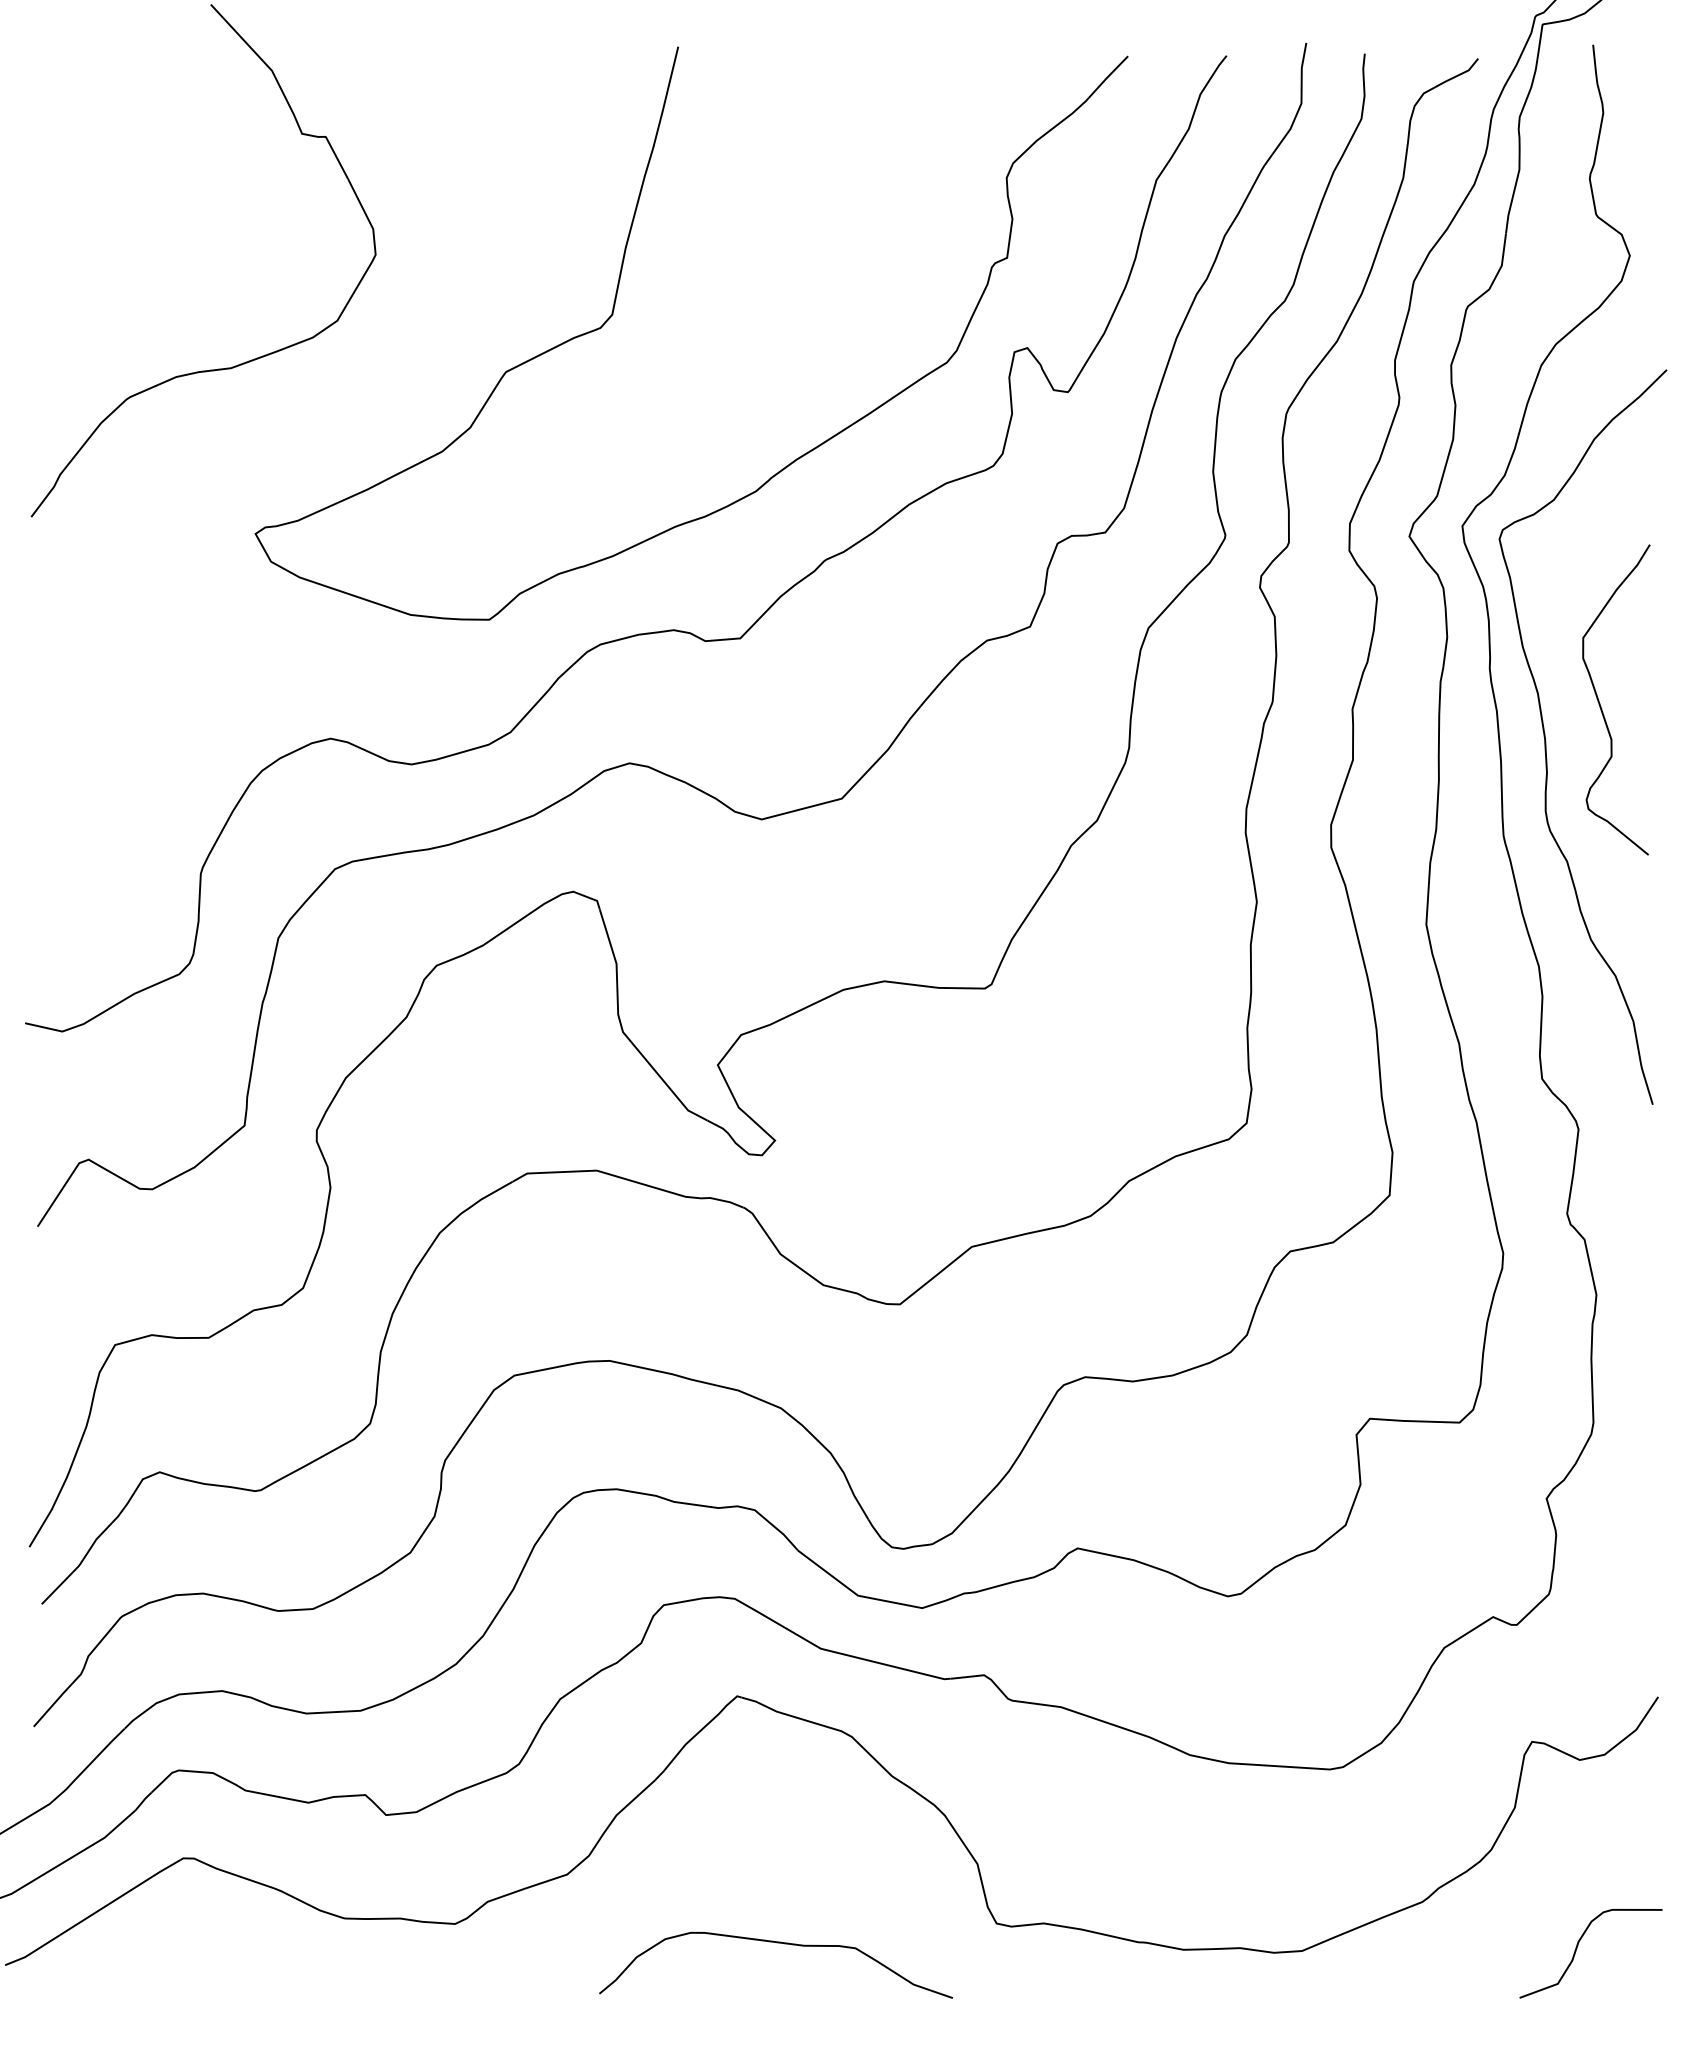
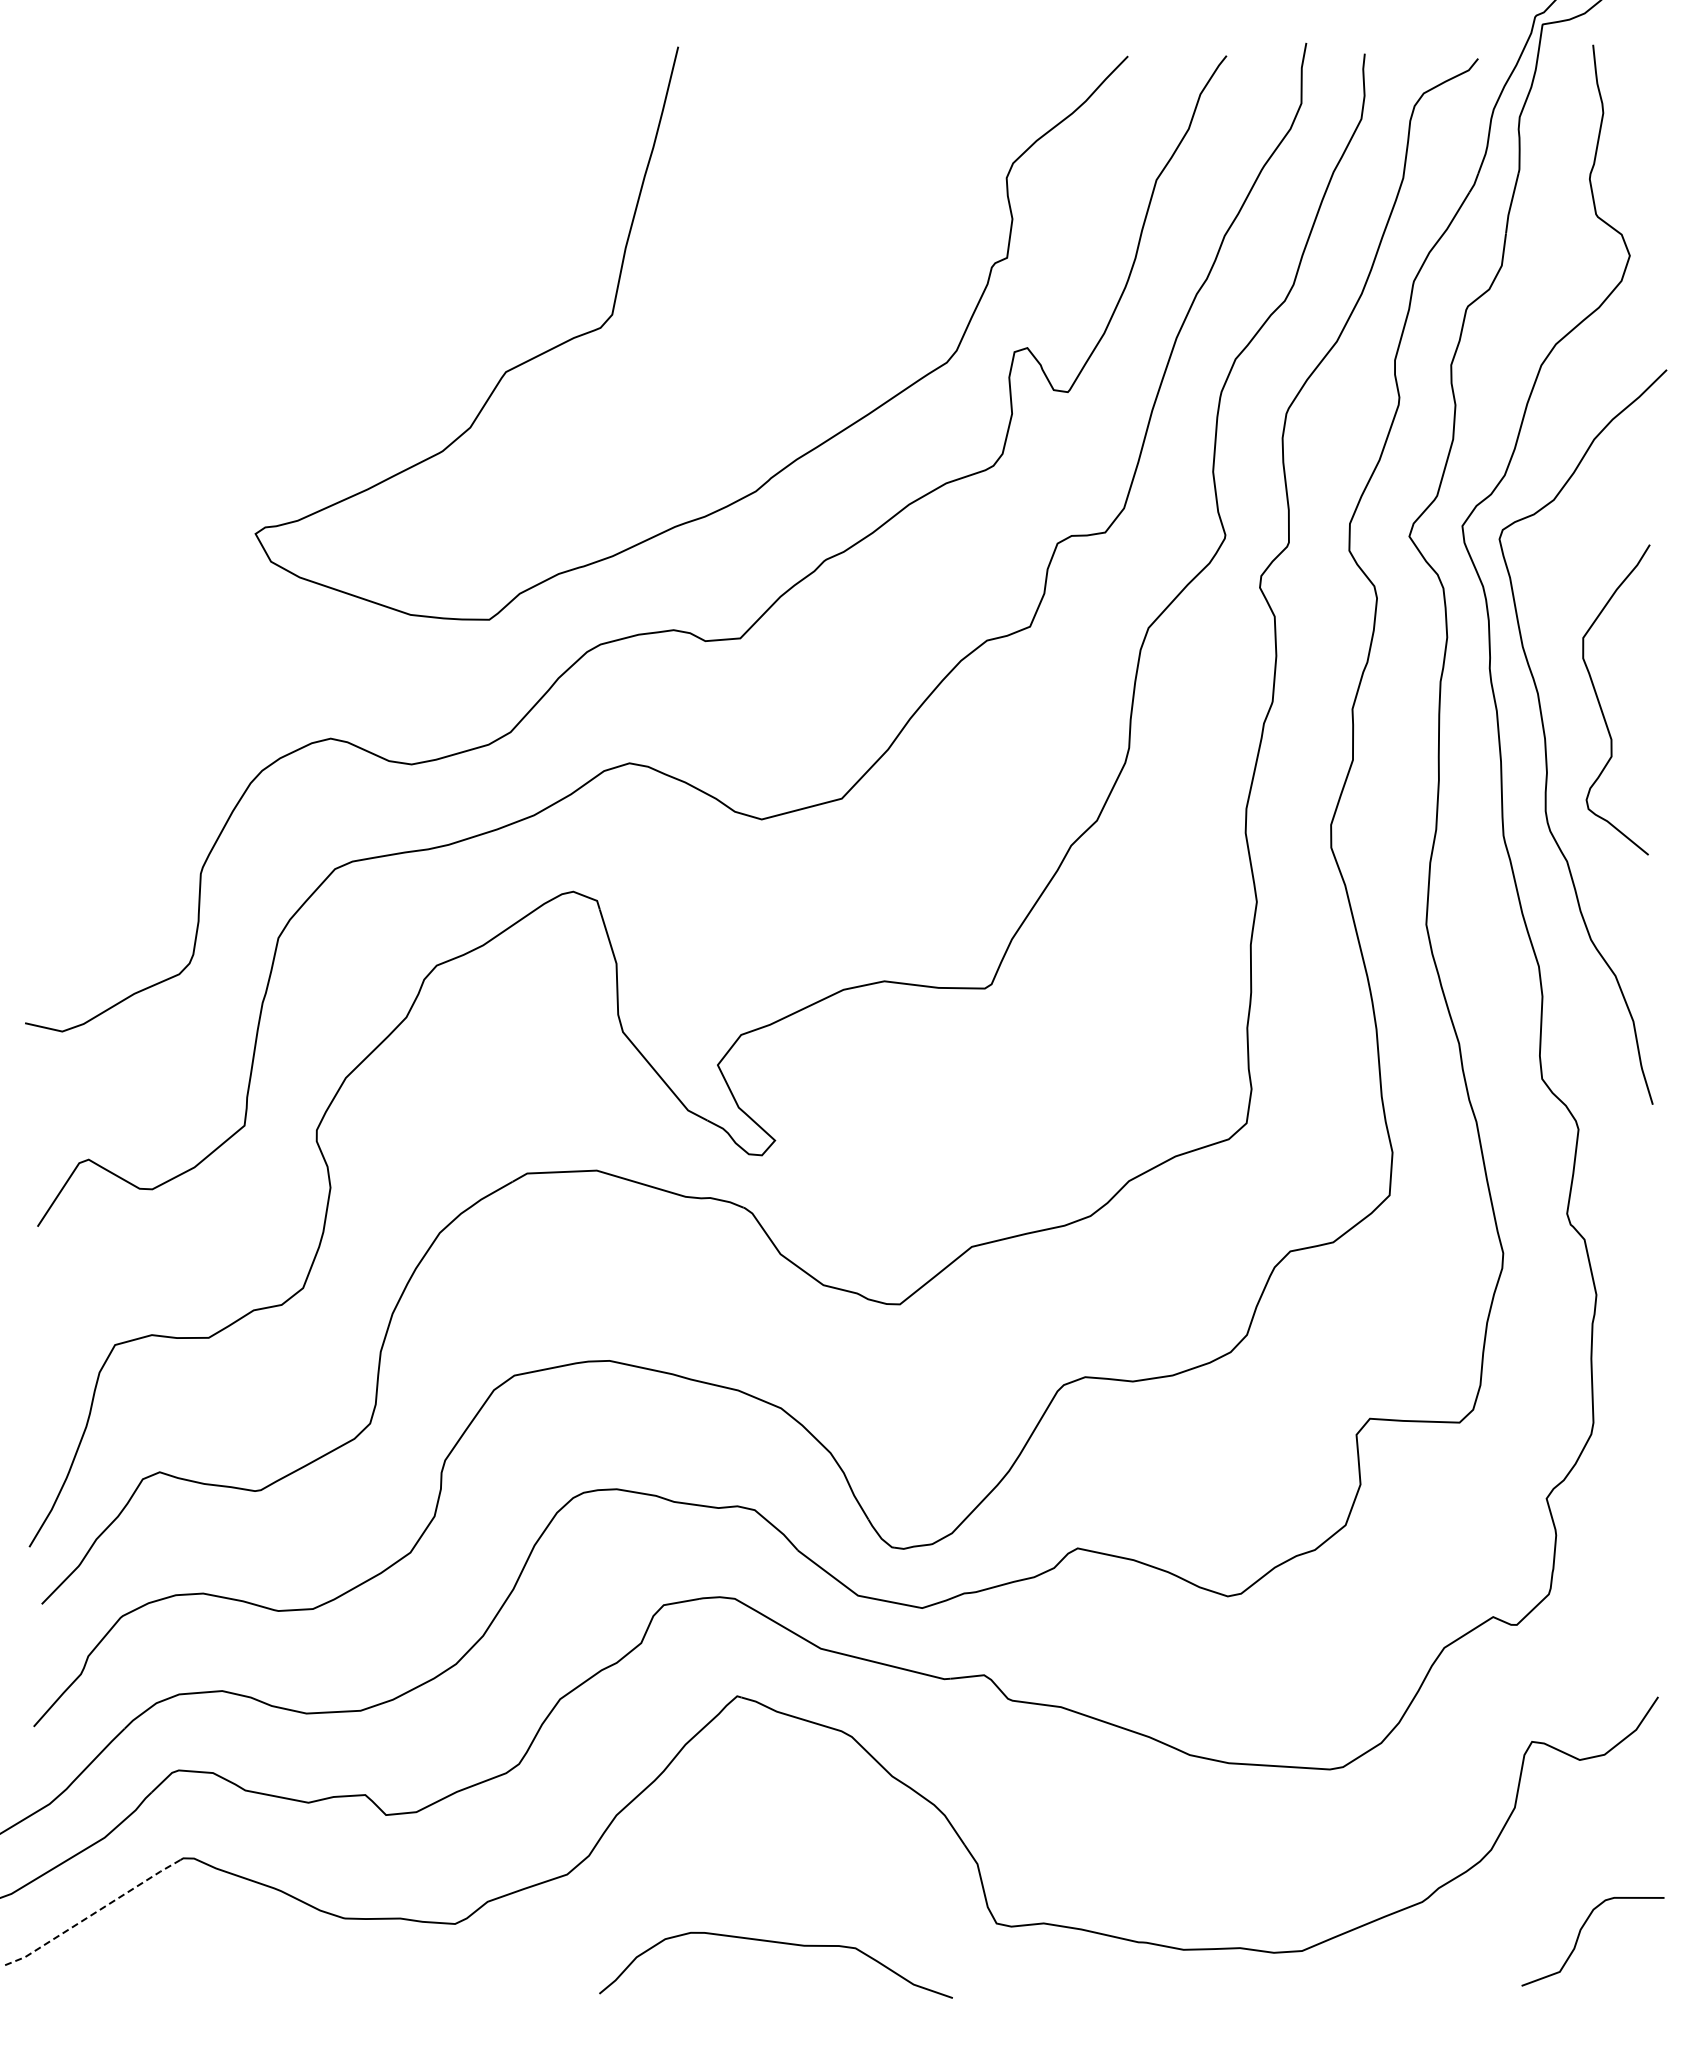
part: present -> none (218, 368)
line: solid -> dashed (93, 1913)
curve position: (1577, 1948) -> (1579, 1936) (1579, 1936)
